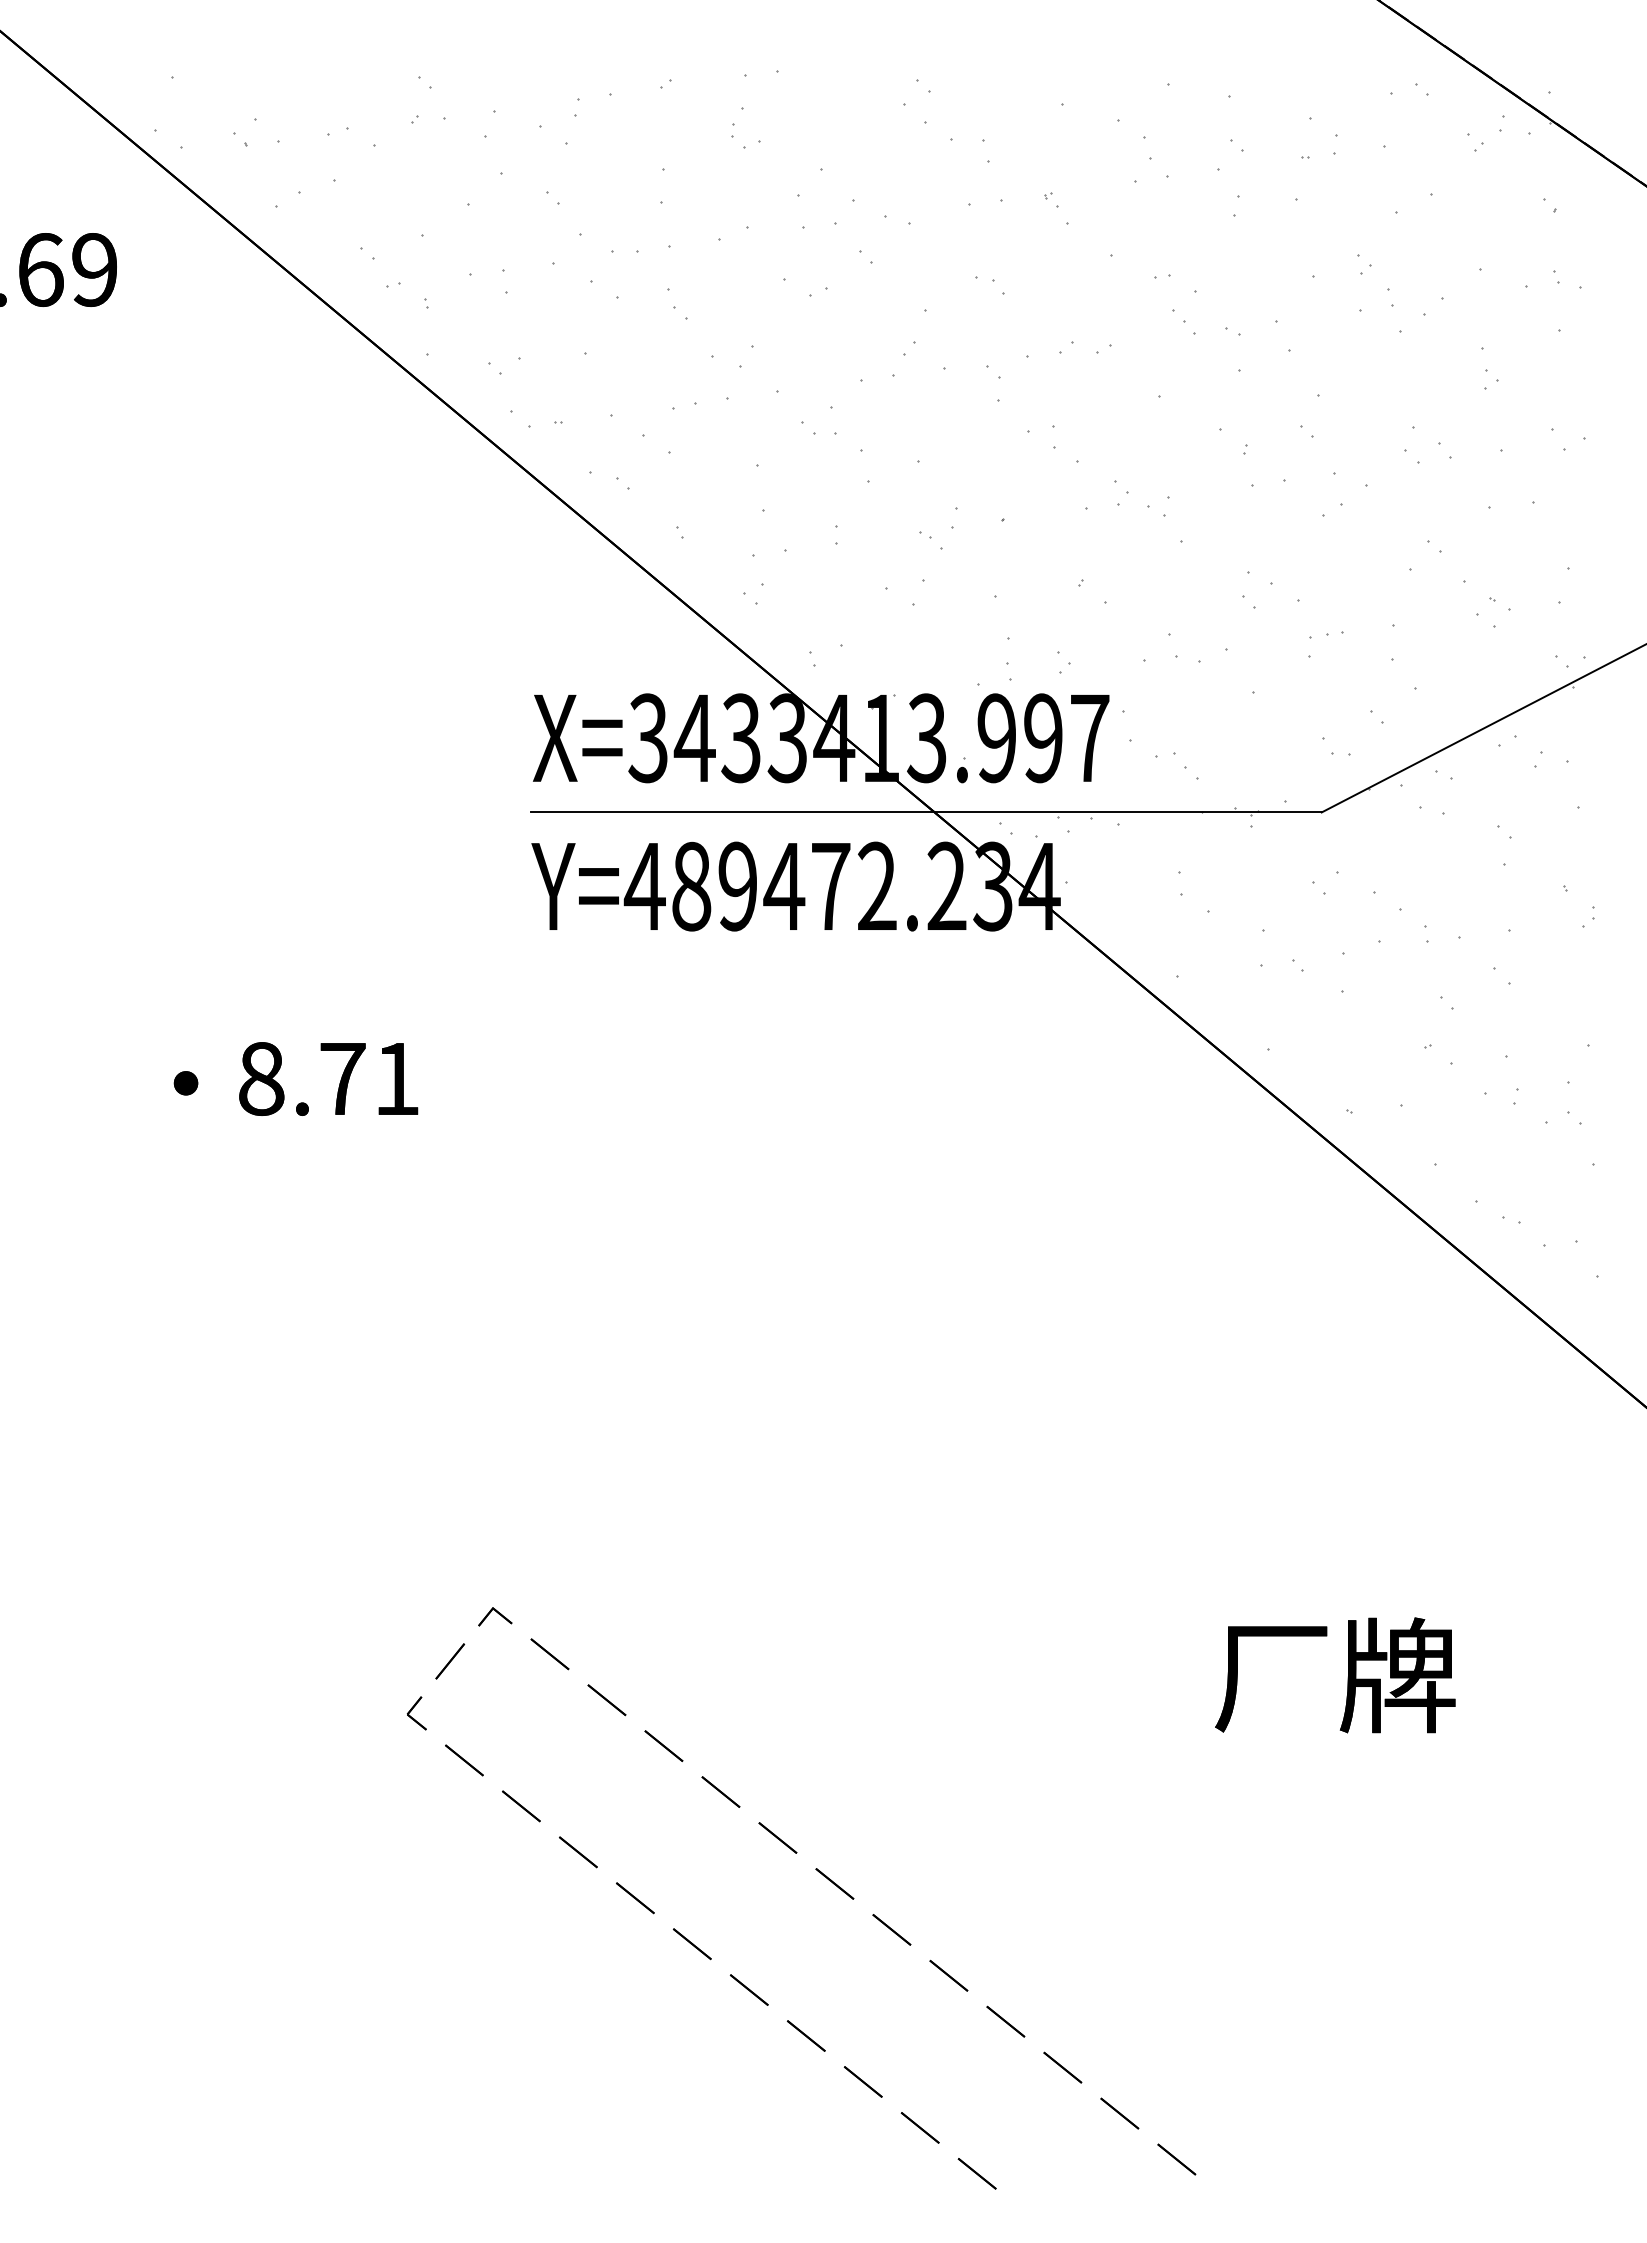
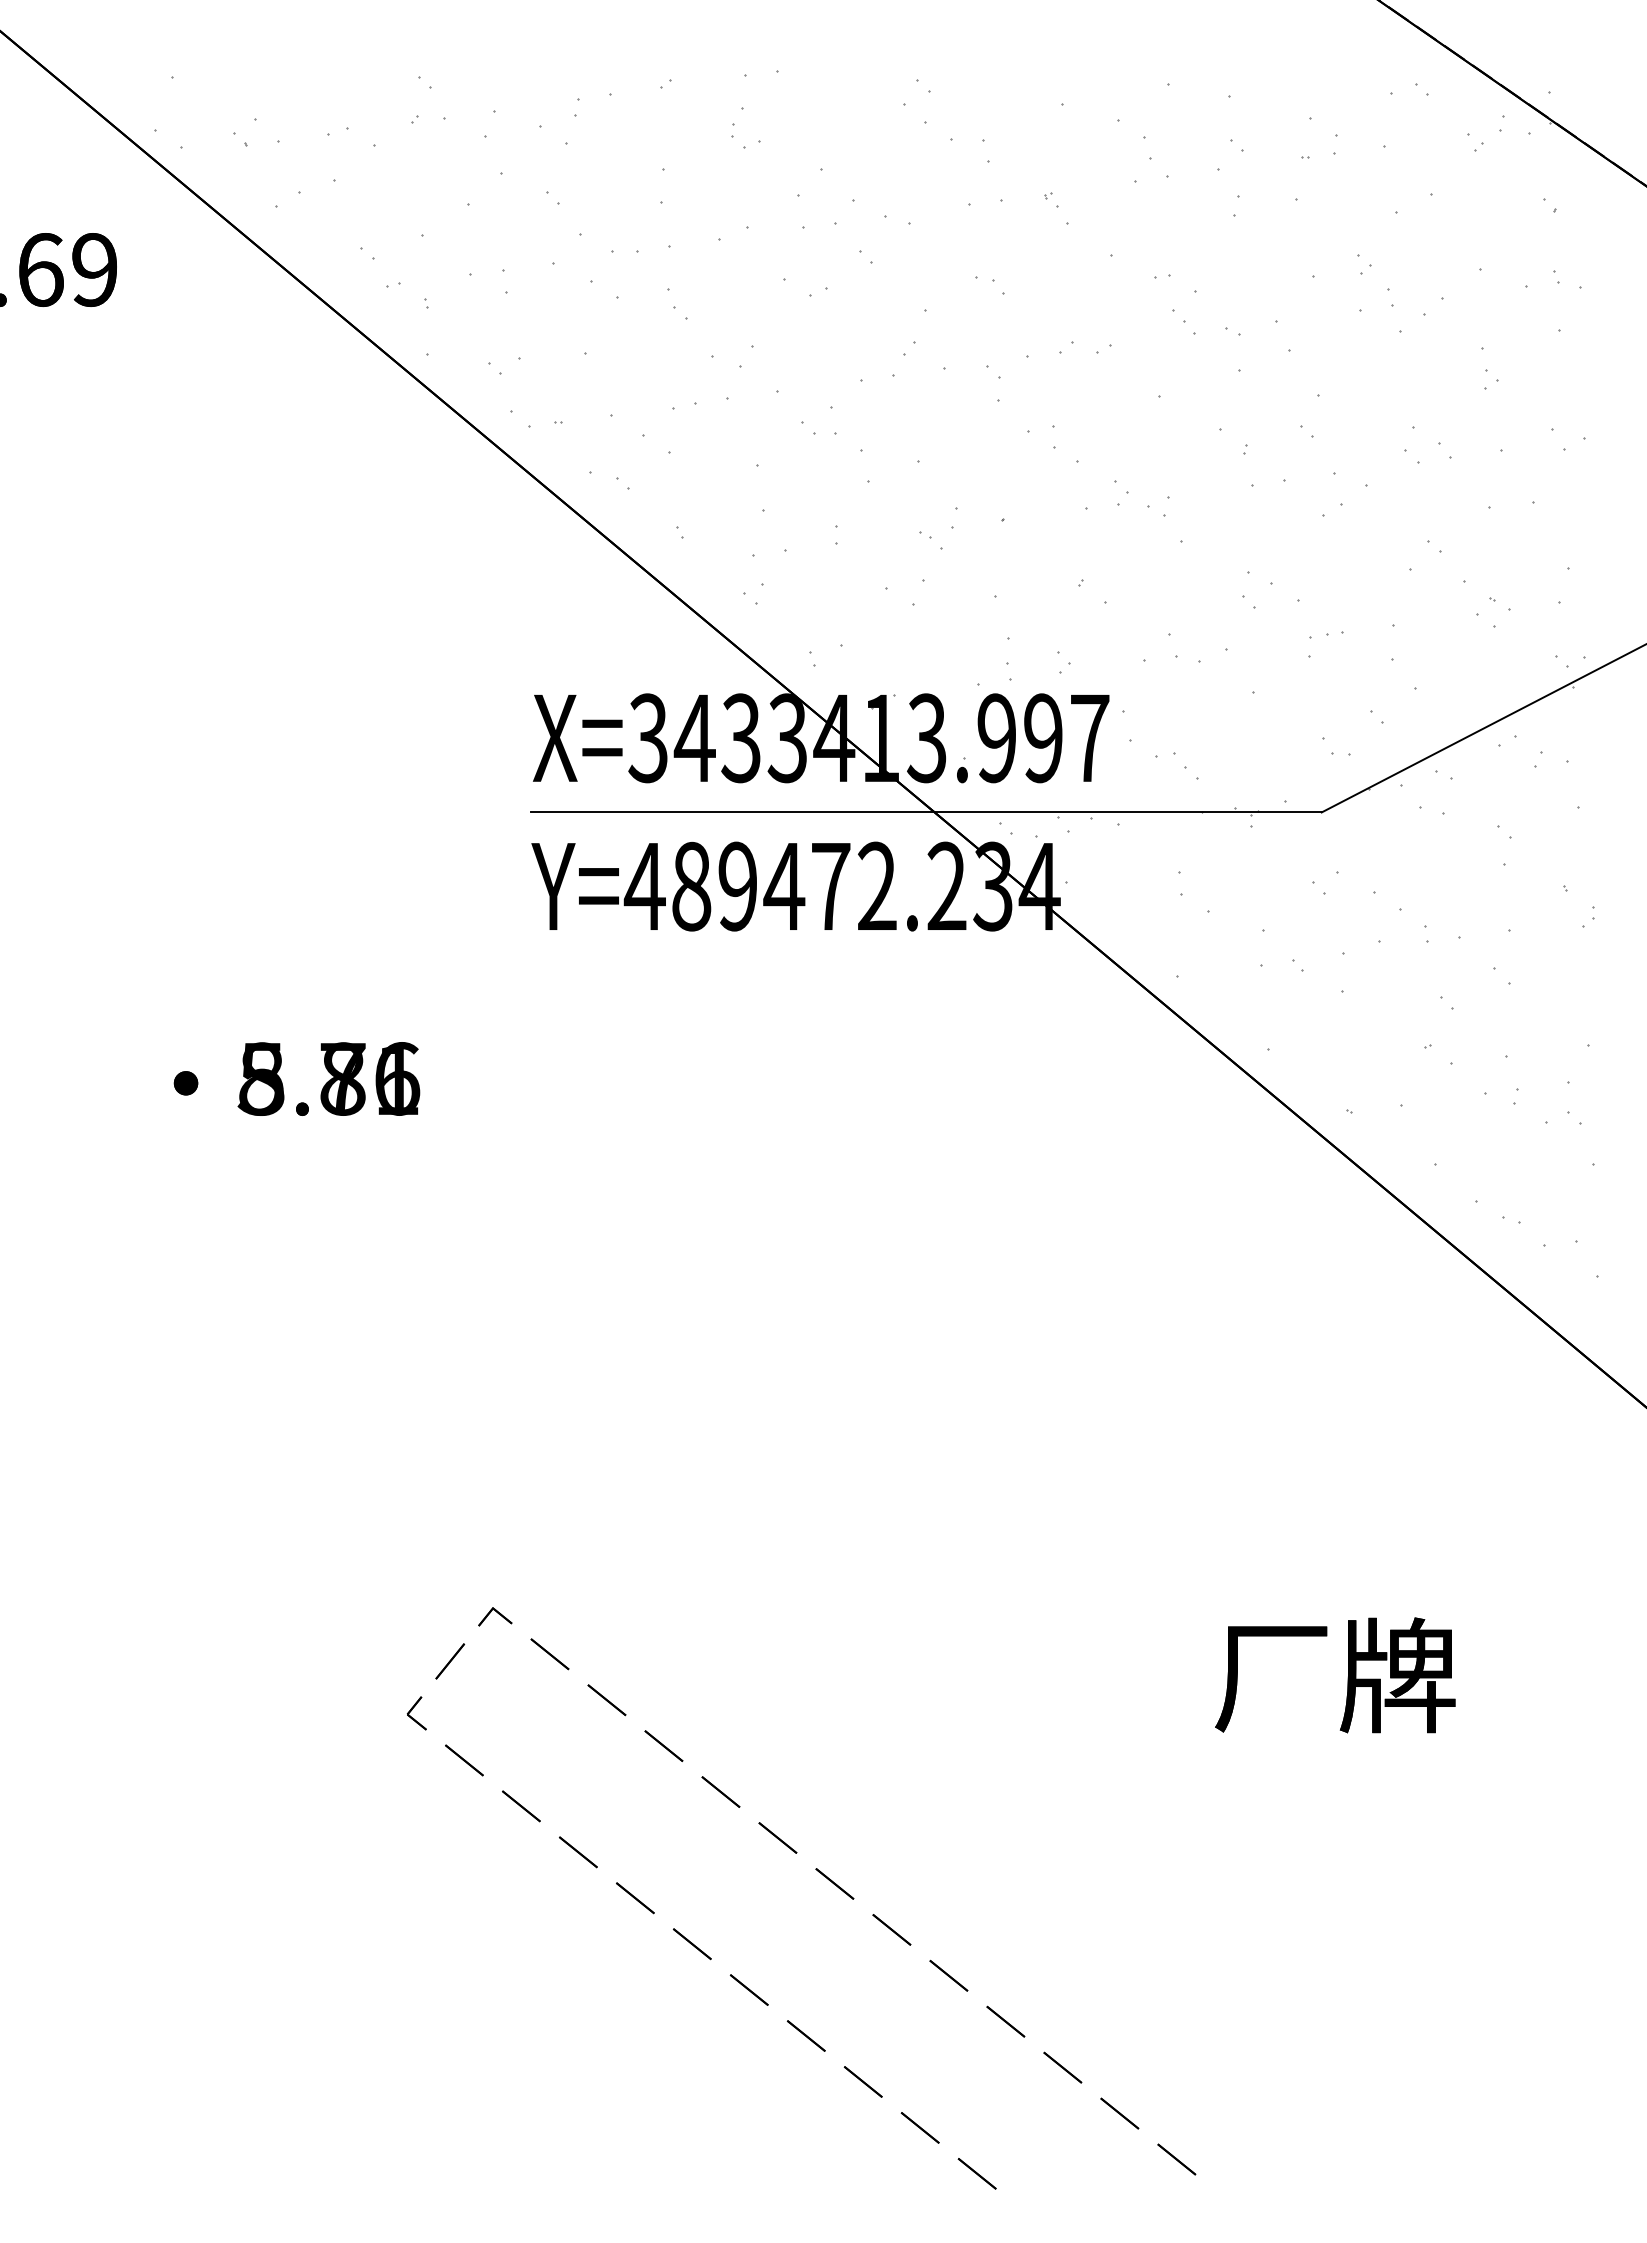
text: 8.71 -> 5.86 (328, 1078)
